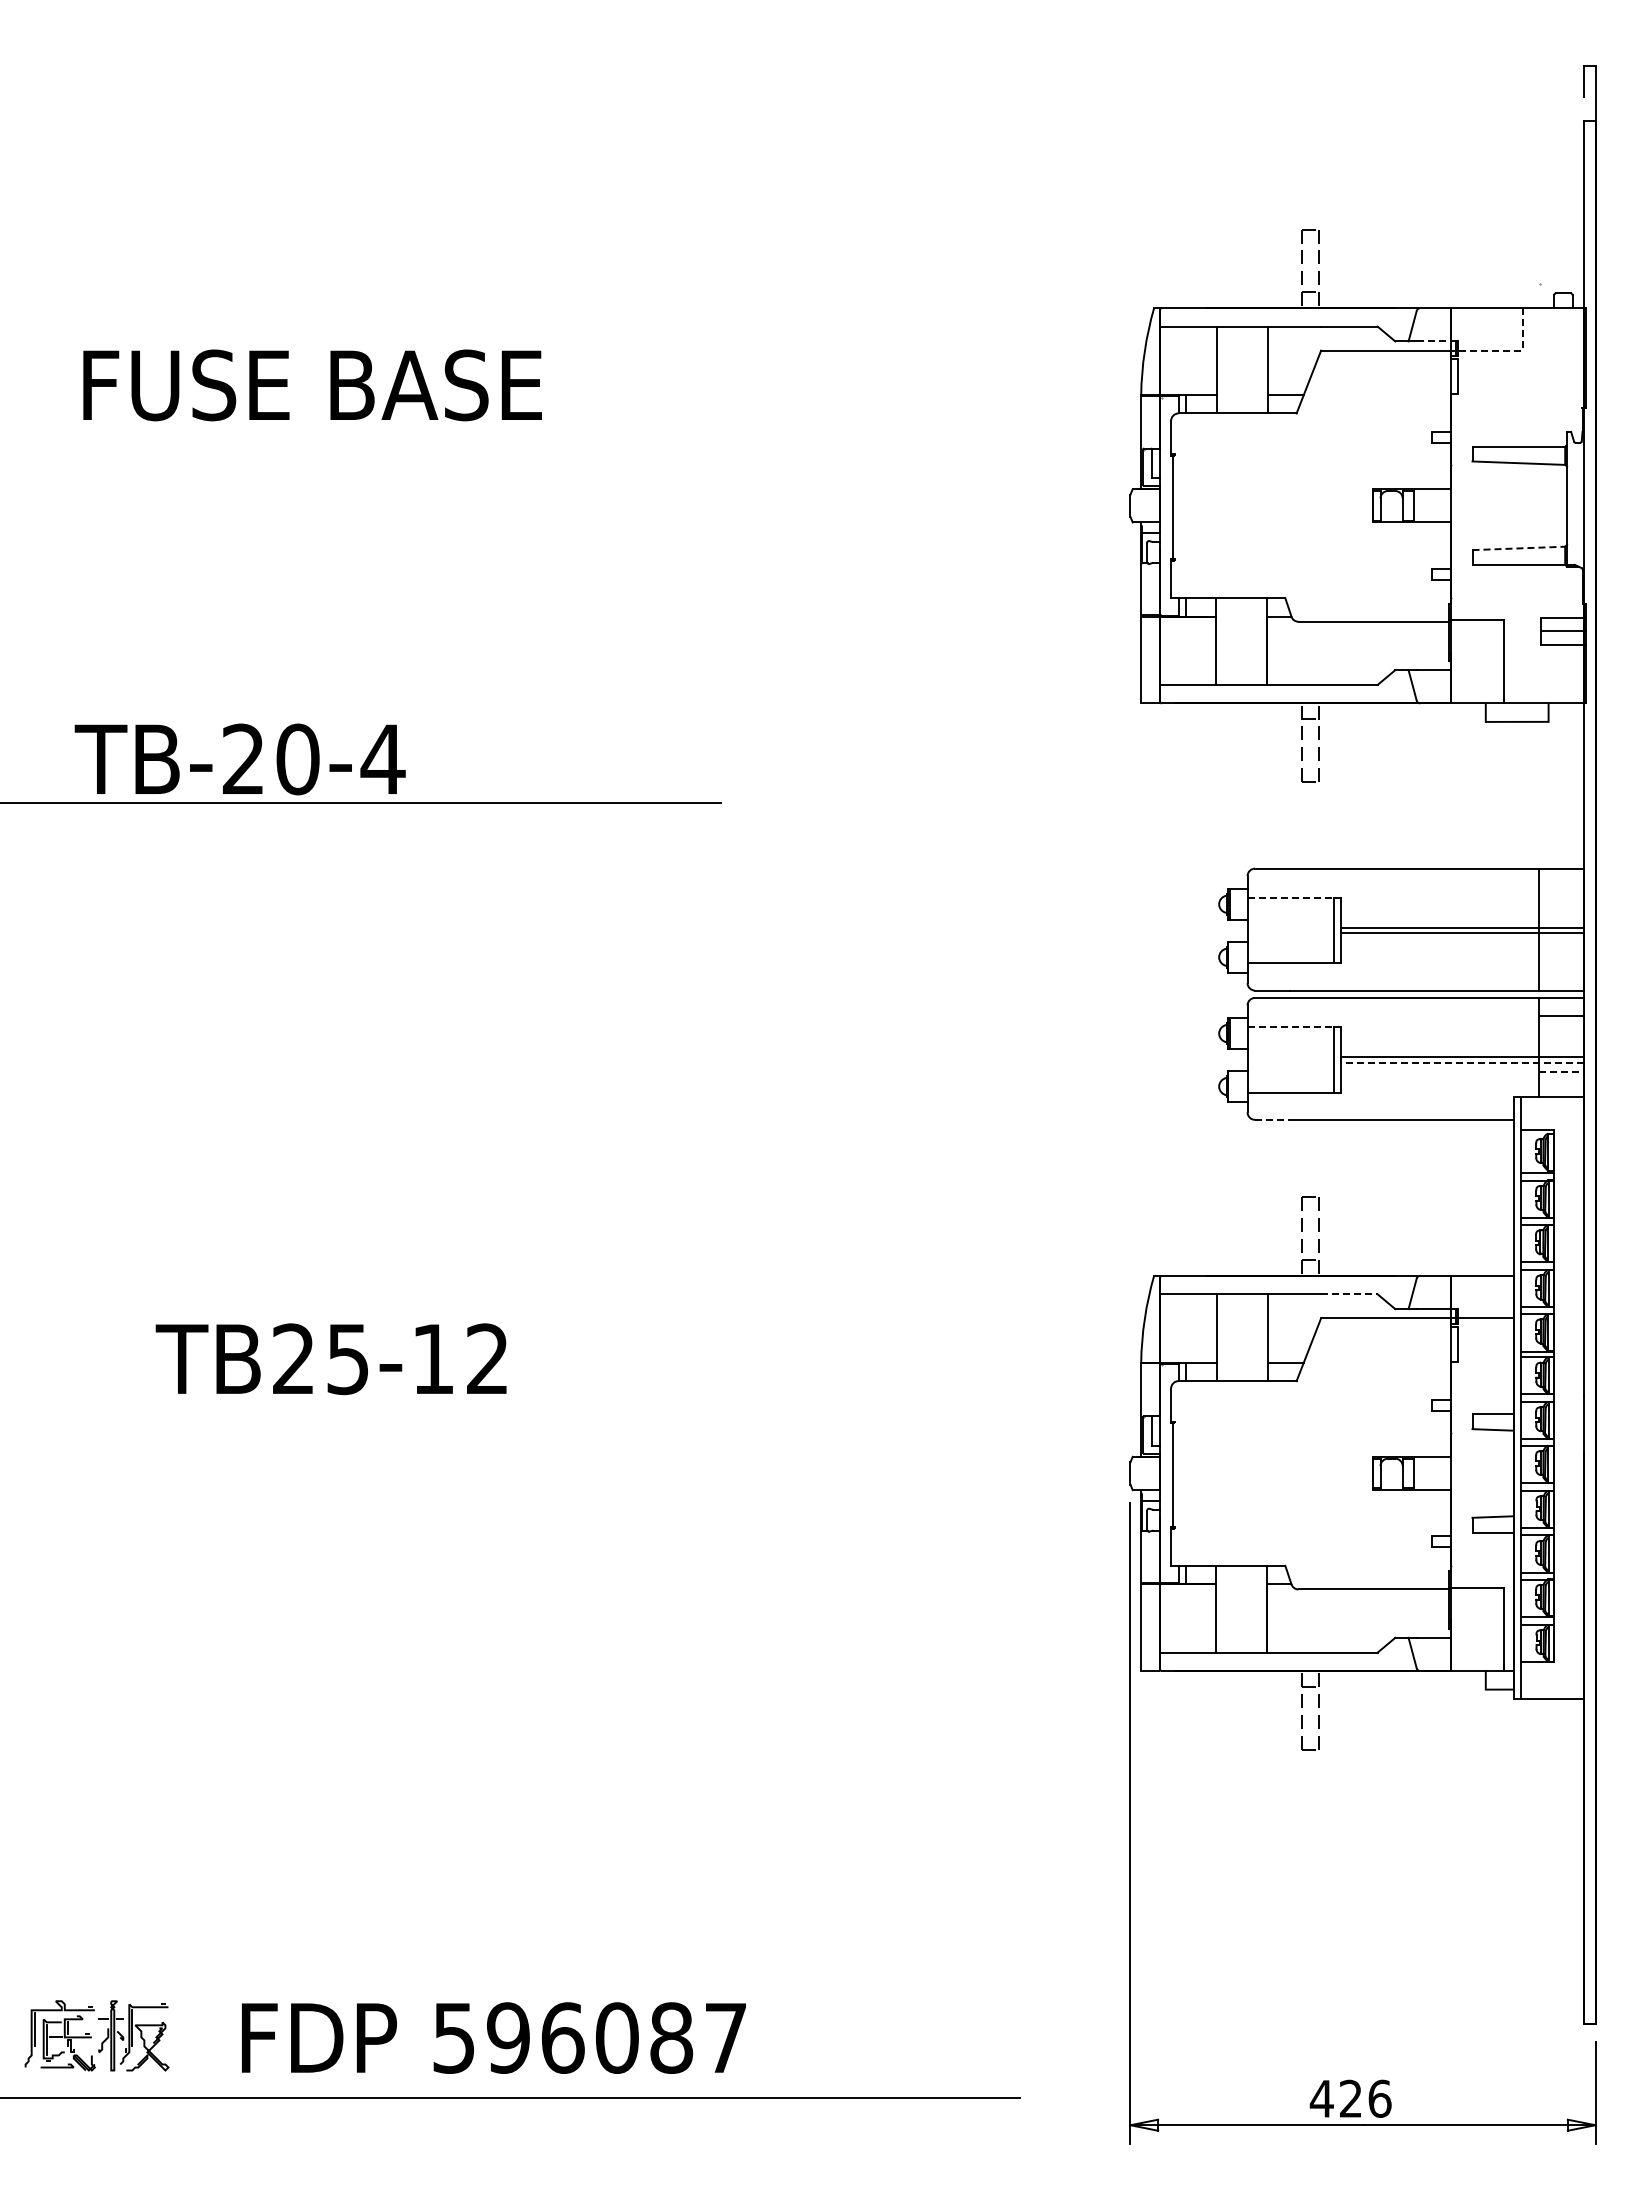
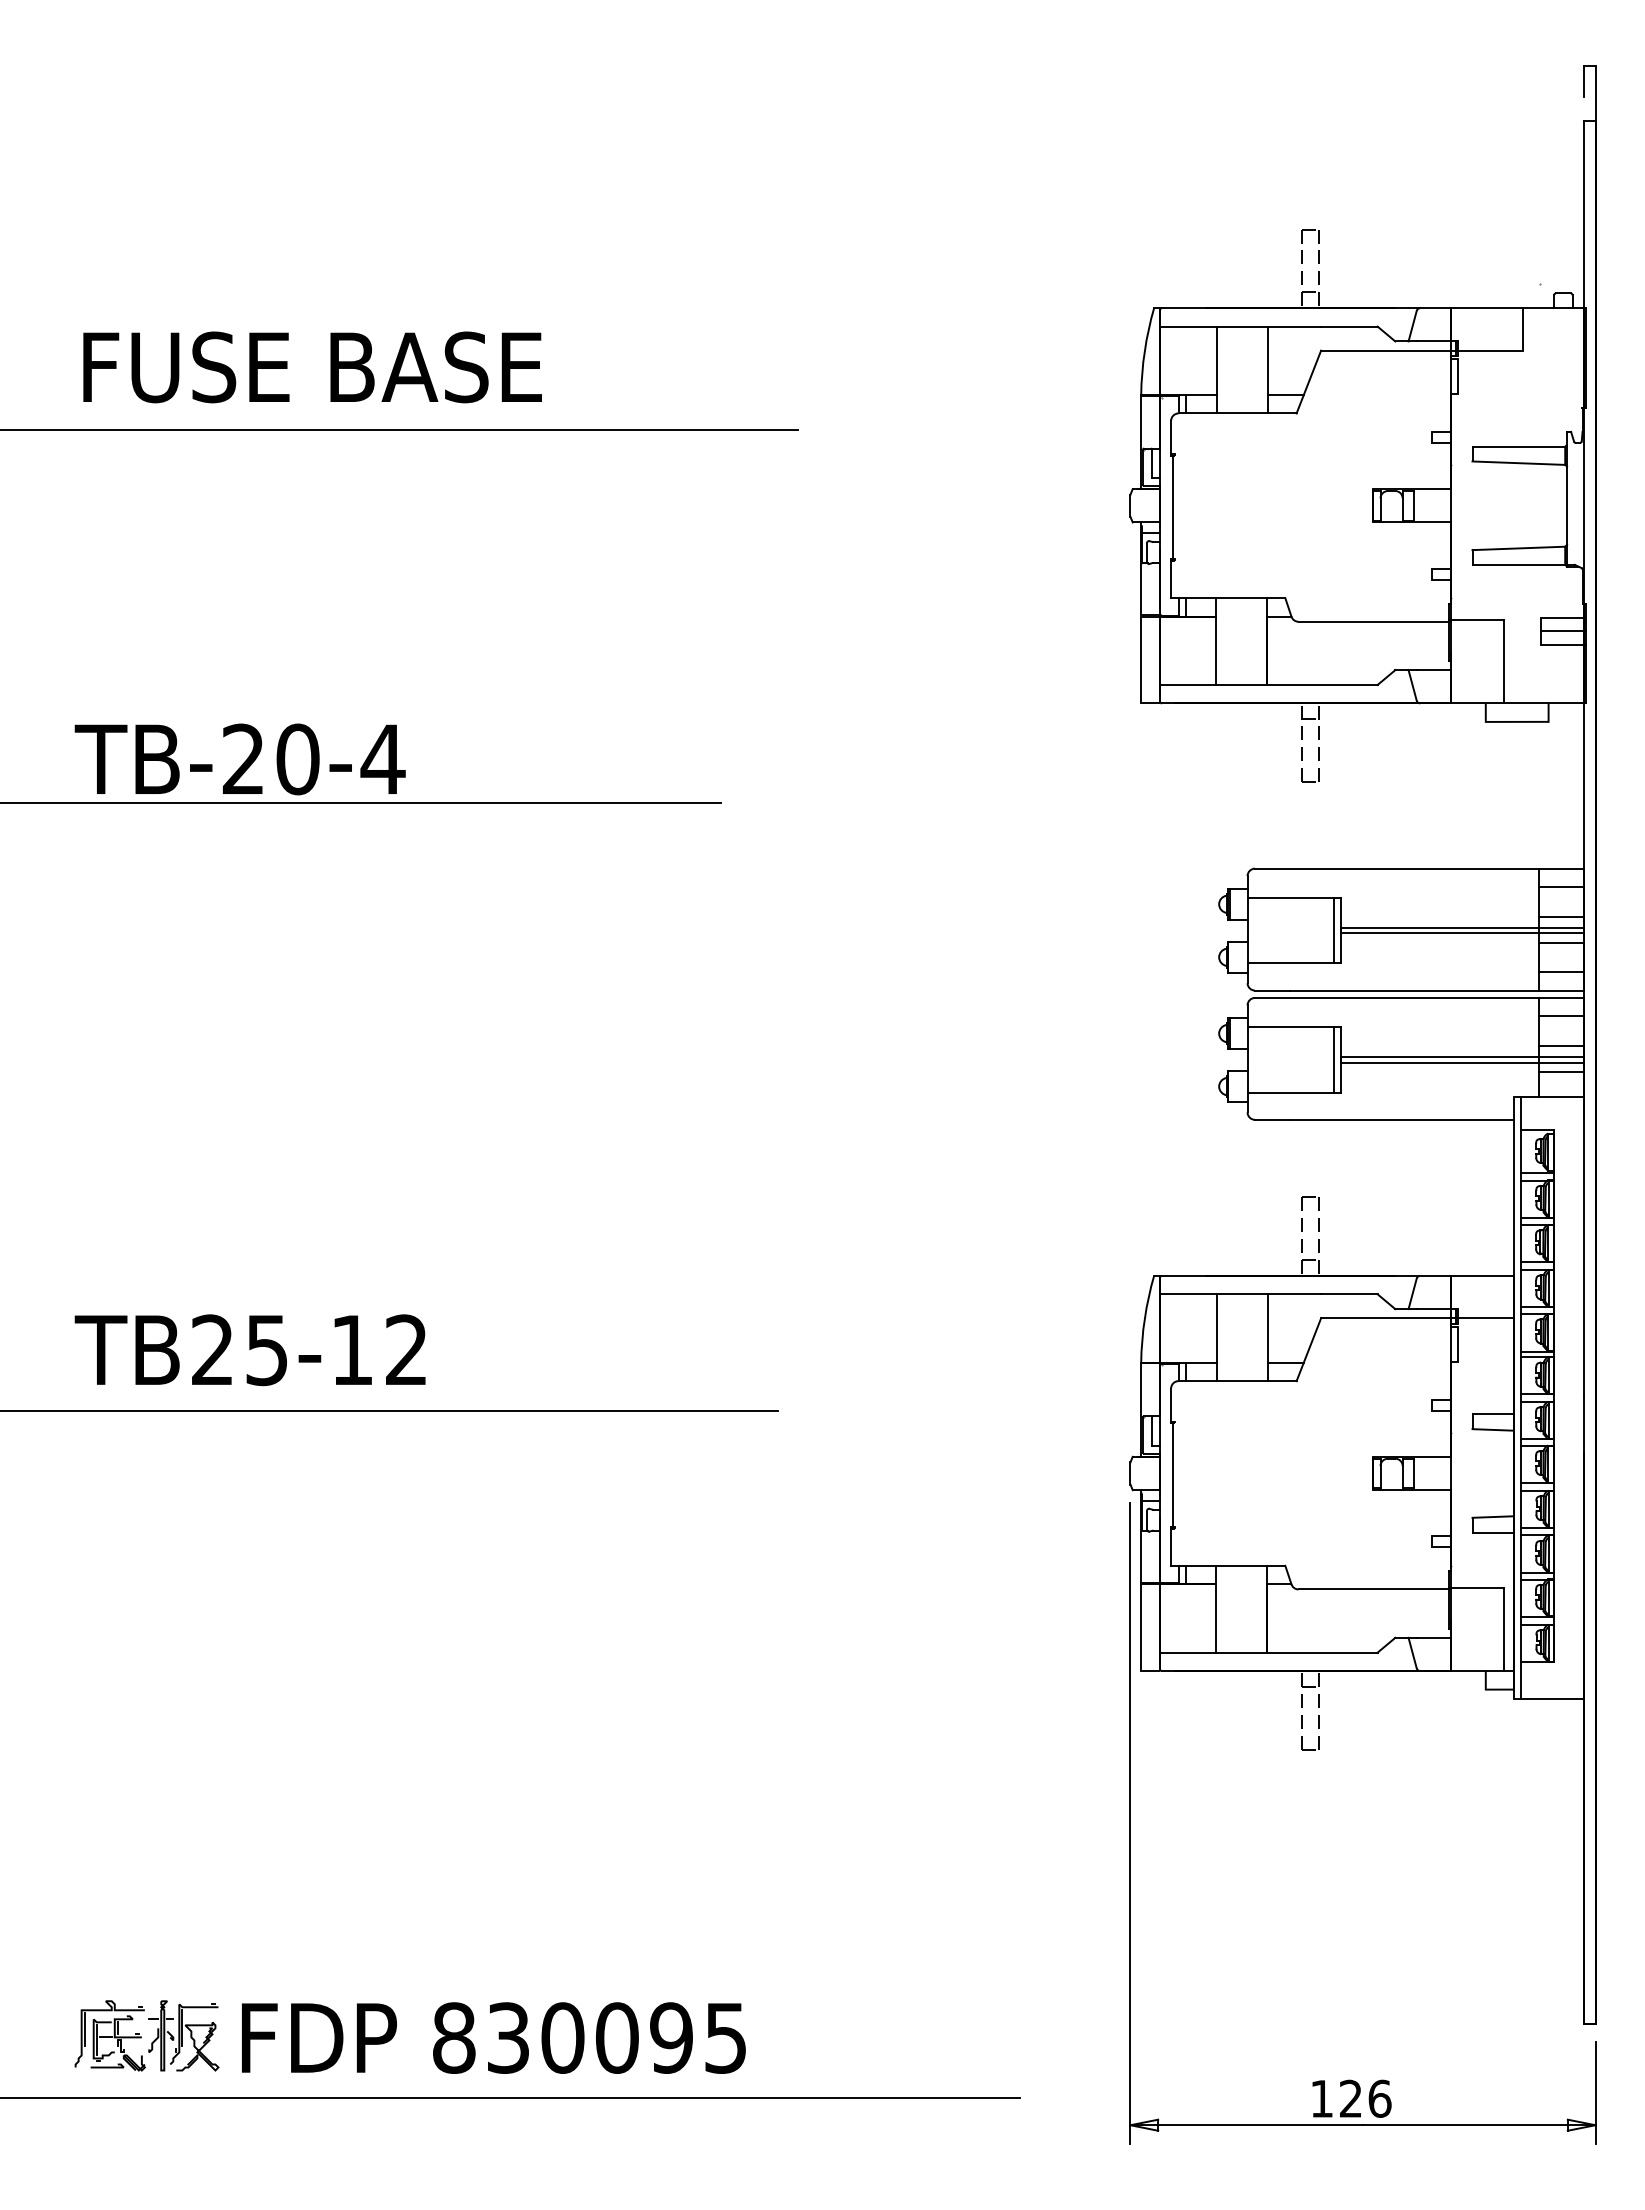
line: dashed -> solid (1434, 341)
line: dashed -> solid (1507, 350)
text position: (312, 385) -> (312, 367) (312, 367)
line: none -> present (400, 429)
line: dashed -> solid (1519, 548)
line: none -> present (1561, 887)
line: dashed -> solid (1291, 898)
line: none -> present (1561, 916)
line: none -> present (1561, 942)
line: none -> present (1561, 972)
line: dashed -> solid (1291, 1027)
line: none -> present (1561, 1045)
line: dashed -> solid (1461, 1062)
line: dashed -> solid (1562, 1071)
line: dashed -> solid (1272, 1119)
line: dashed -> solid (1349, 1294)
text position: (330, 1359) -> (249, 1350) (249, 1350)
line: none -> present (389, 1410)
part position: (96, 2035) -> (146, 2035) (146, 2035)
text: 596087 -> 830095 (589, 2037)
text: 426 -> 126 (1321, 2098)
